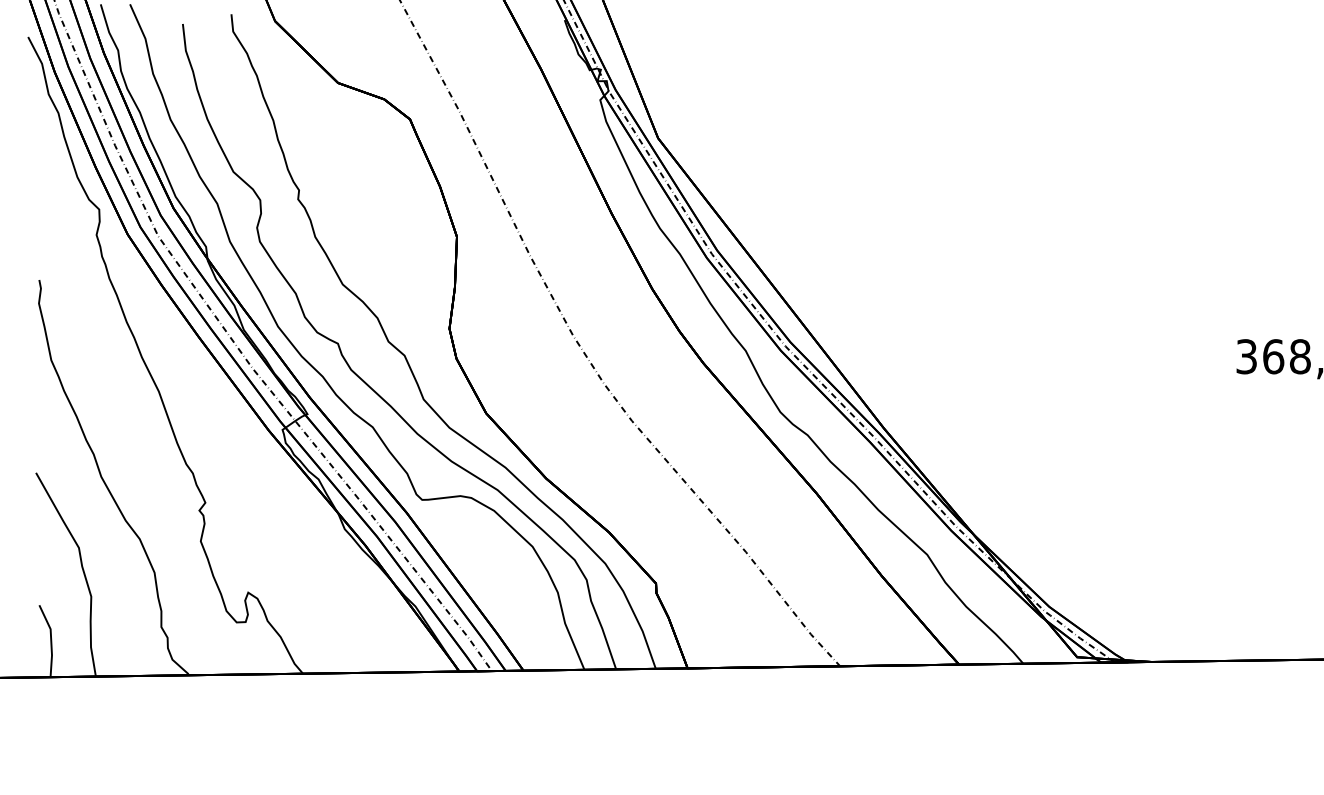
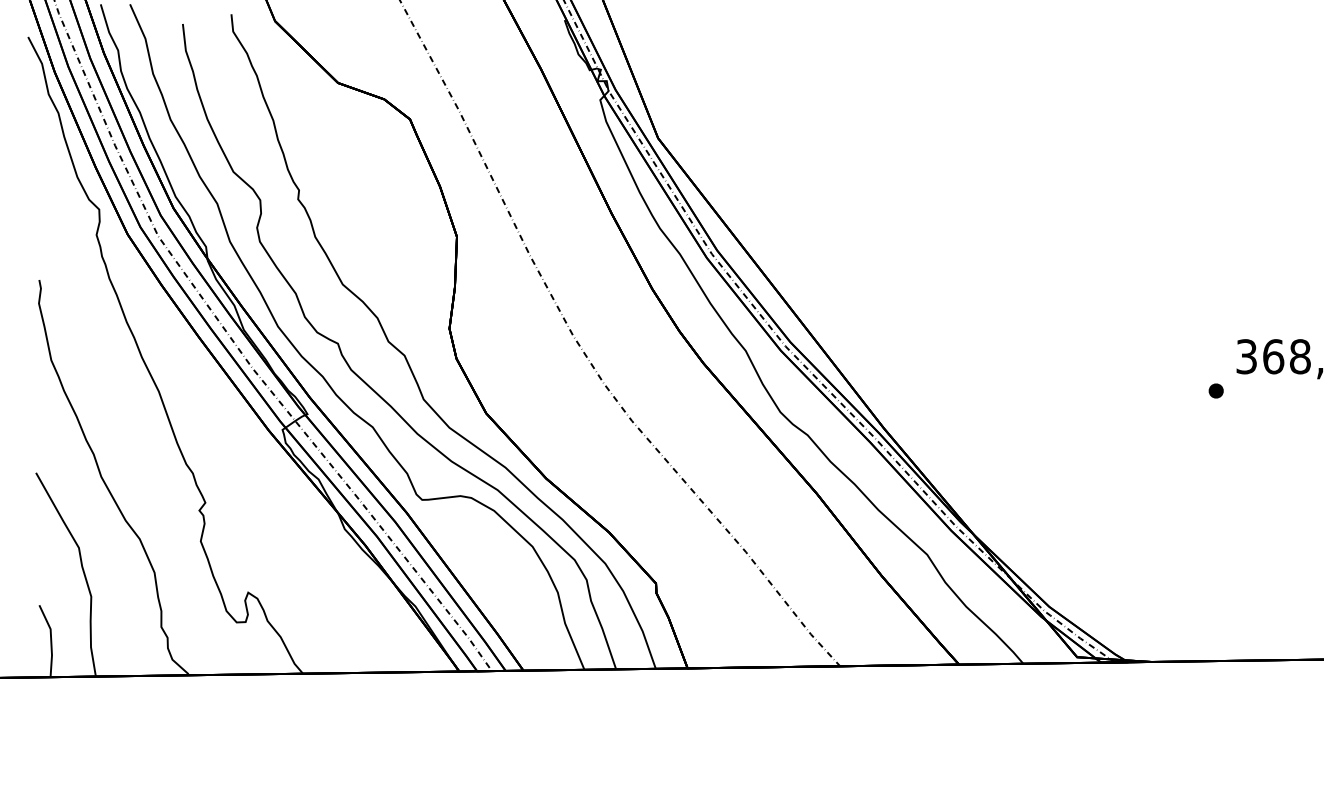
part: none -> present (1215, 390)
